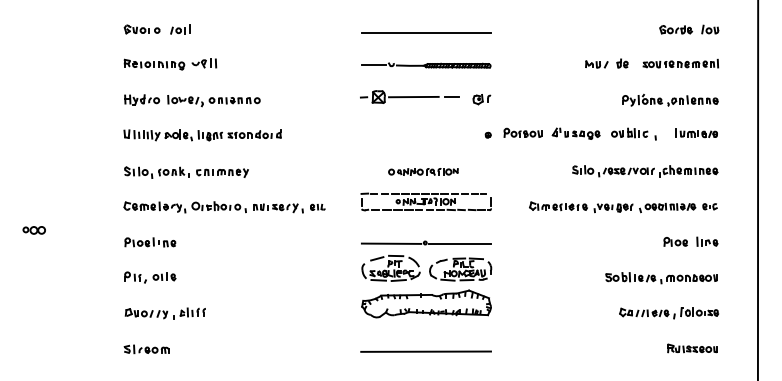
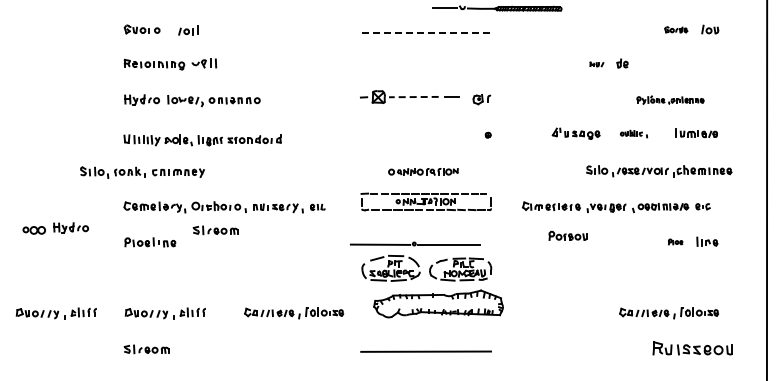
part position: (180, 29) -> (188, 30) (188, 30)
part size: 35x10 px -> 25x8 px (676, 29)
line: solid -> dashed (426, 33)
part: present -> none (680, 63)
part size: 24x9 px -> 16x7 px (596, 64)
part position: (426, 65) -> (497, 8) (497, 8)
line: solid -> dashed (413, 97)
part size: 97x14 px -> 69x10 px (670, 99)
part position: (522, 132) -> (567, 235) (567, 235)
part size: 46x14 px -> 30x10 px (633, 133)
part position: (202, 135) -> (202, 140) (202, 140)
part position: (645, 171) -> (659, 171) (659, 171)
part position: (186, 172) -> (142, 172) (142, 172)
line position: (757, 189) -> (766, 189) (766, 189)
part position: (623, 207) -> (616, 207) (616, 207)
part: none -> present (70, 227)
part: none -> present (215, 230)
part size: 25x10 px -> 16x8 px (675, 241)
part position: (426, 242) -> (415, 243) (415, 243)
part: present -> none (150, 277)
part: present -> none (661, 278)
part position: (426, 303) -> (438, 303) (438, 303)
part: none -> present (55, 313)
part: none -> present (294, 313)
part size: 51x11 px -> 81x15 px (692, 348)
